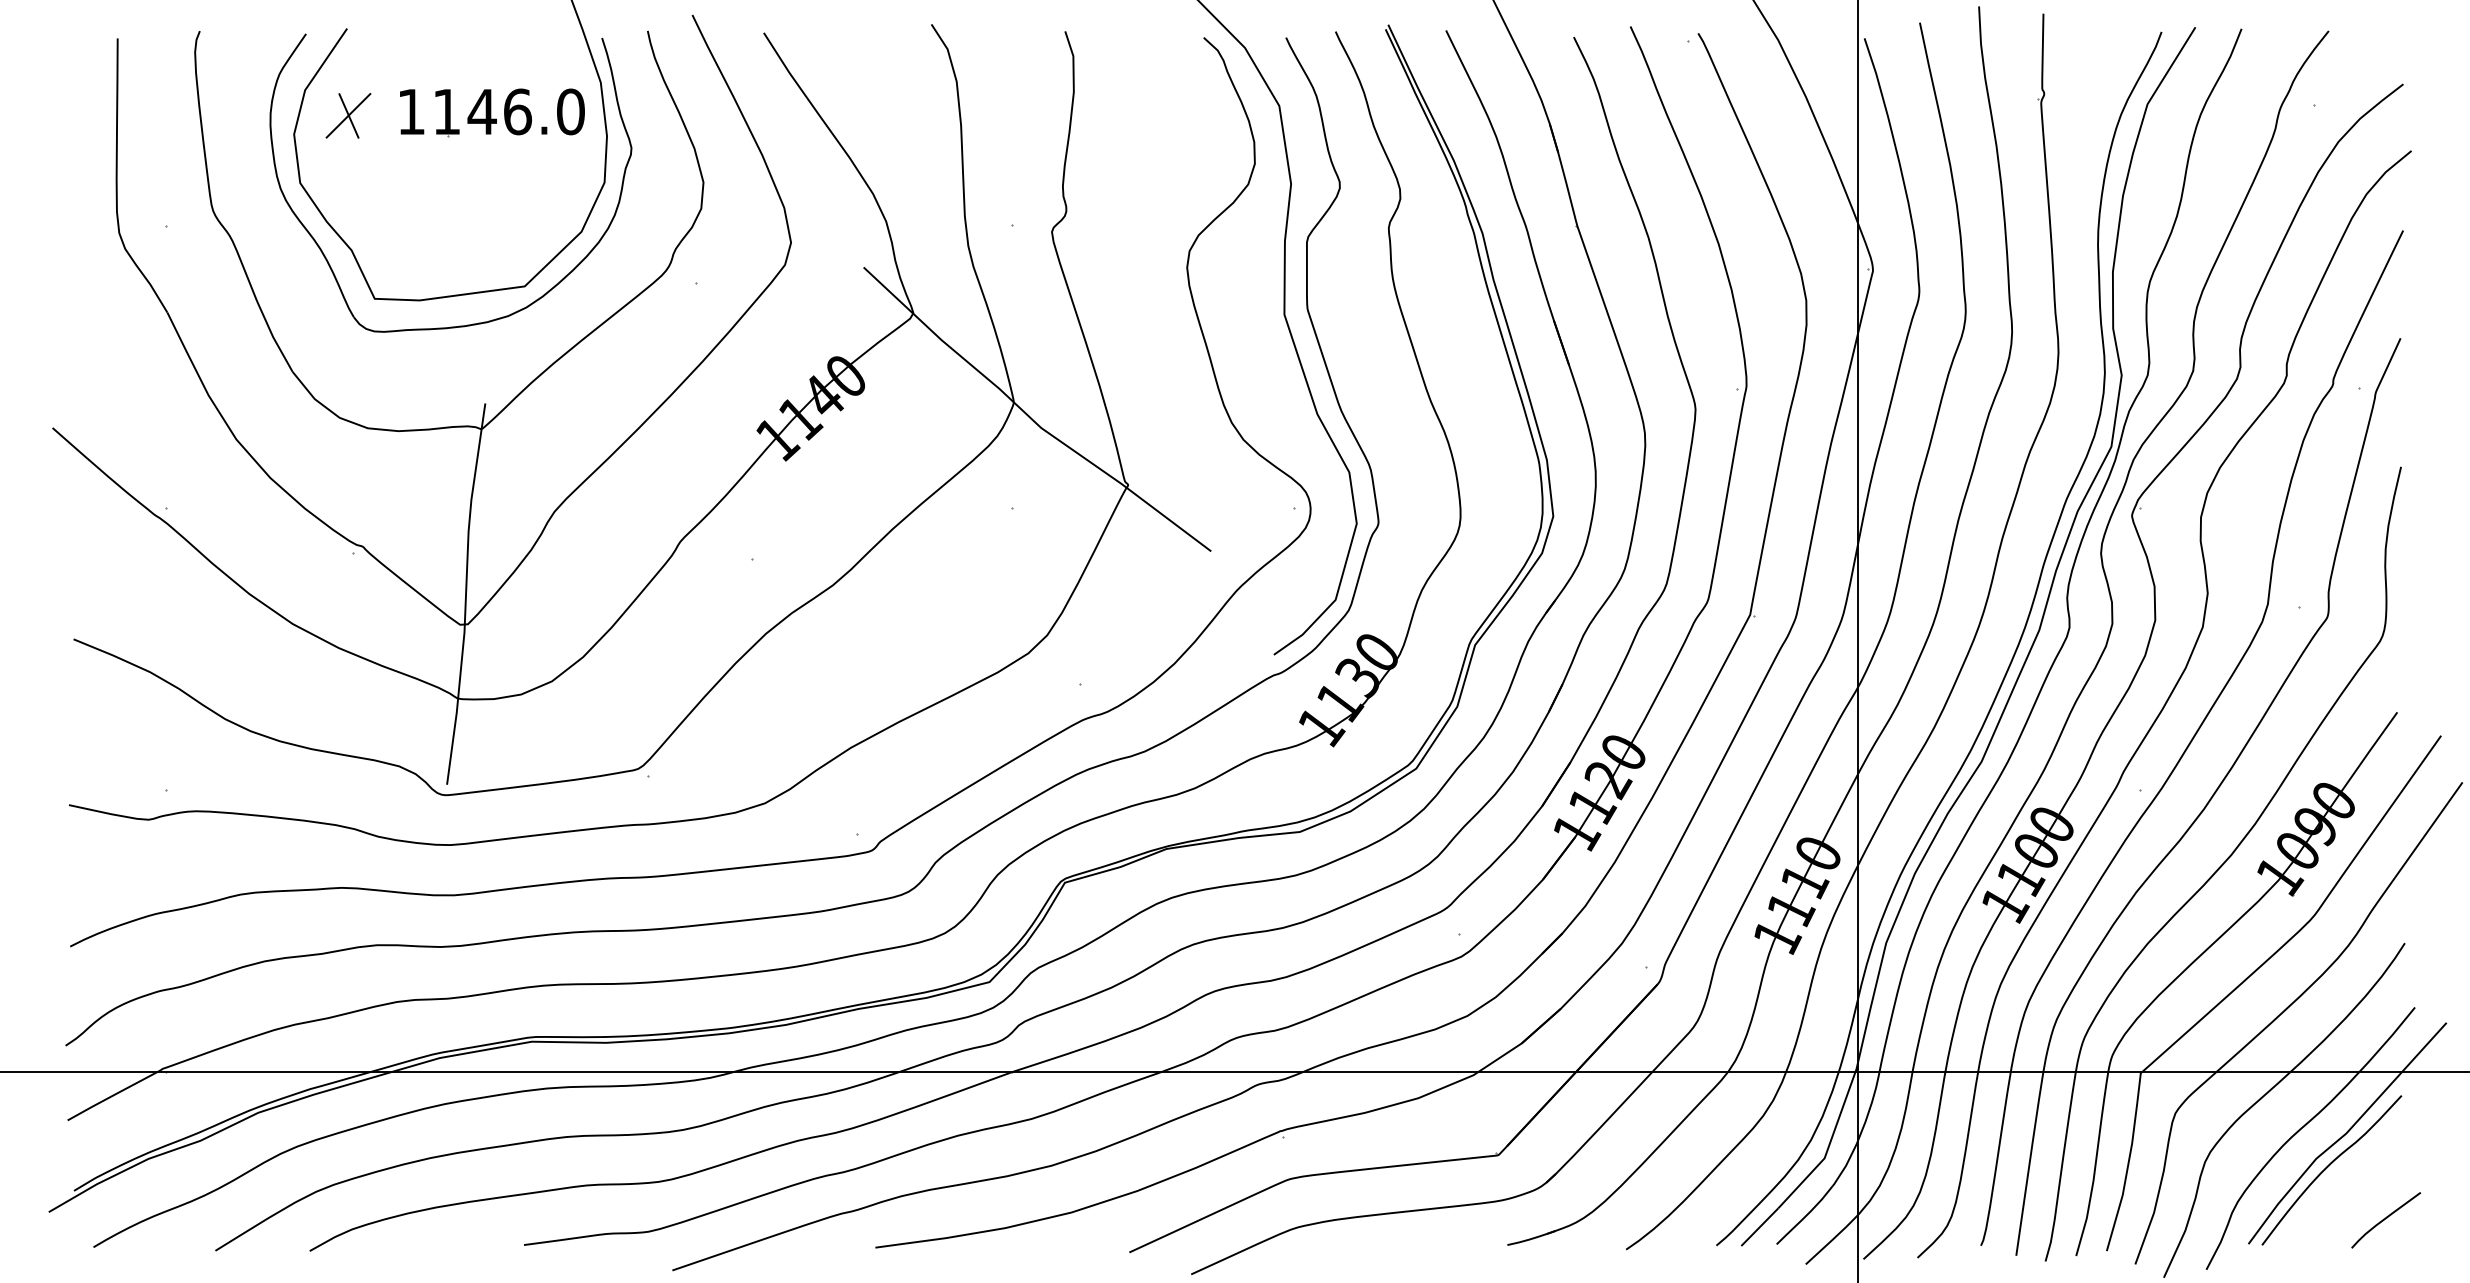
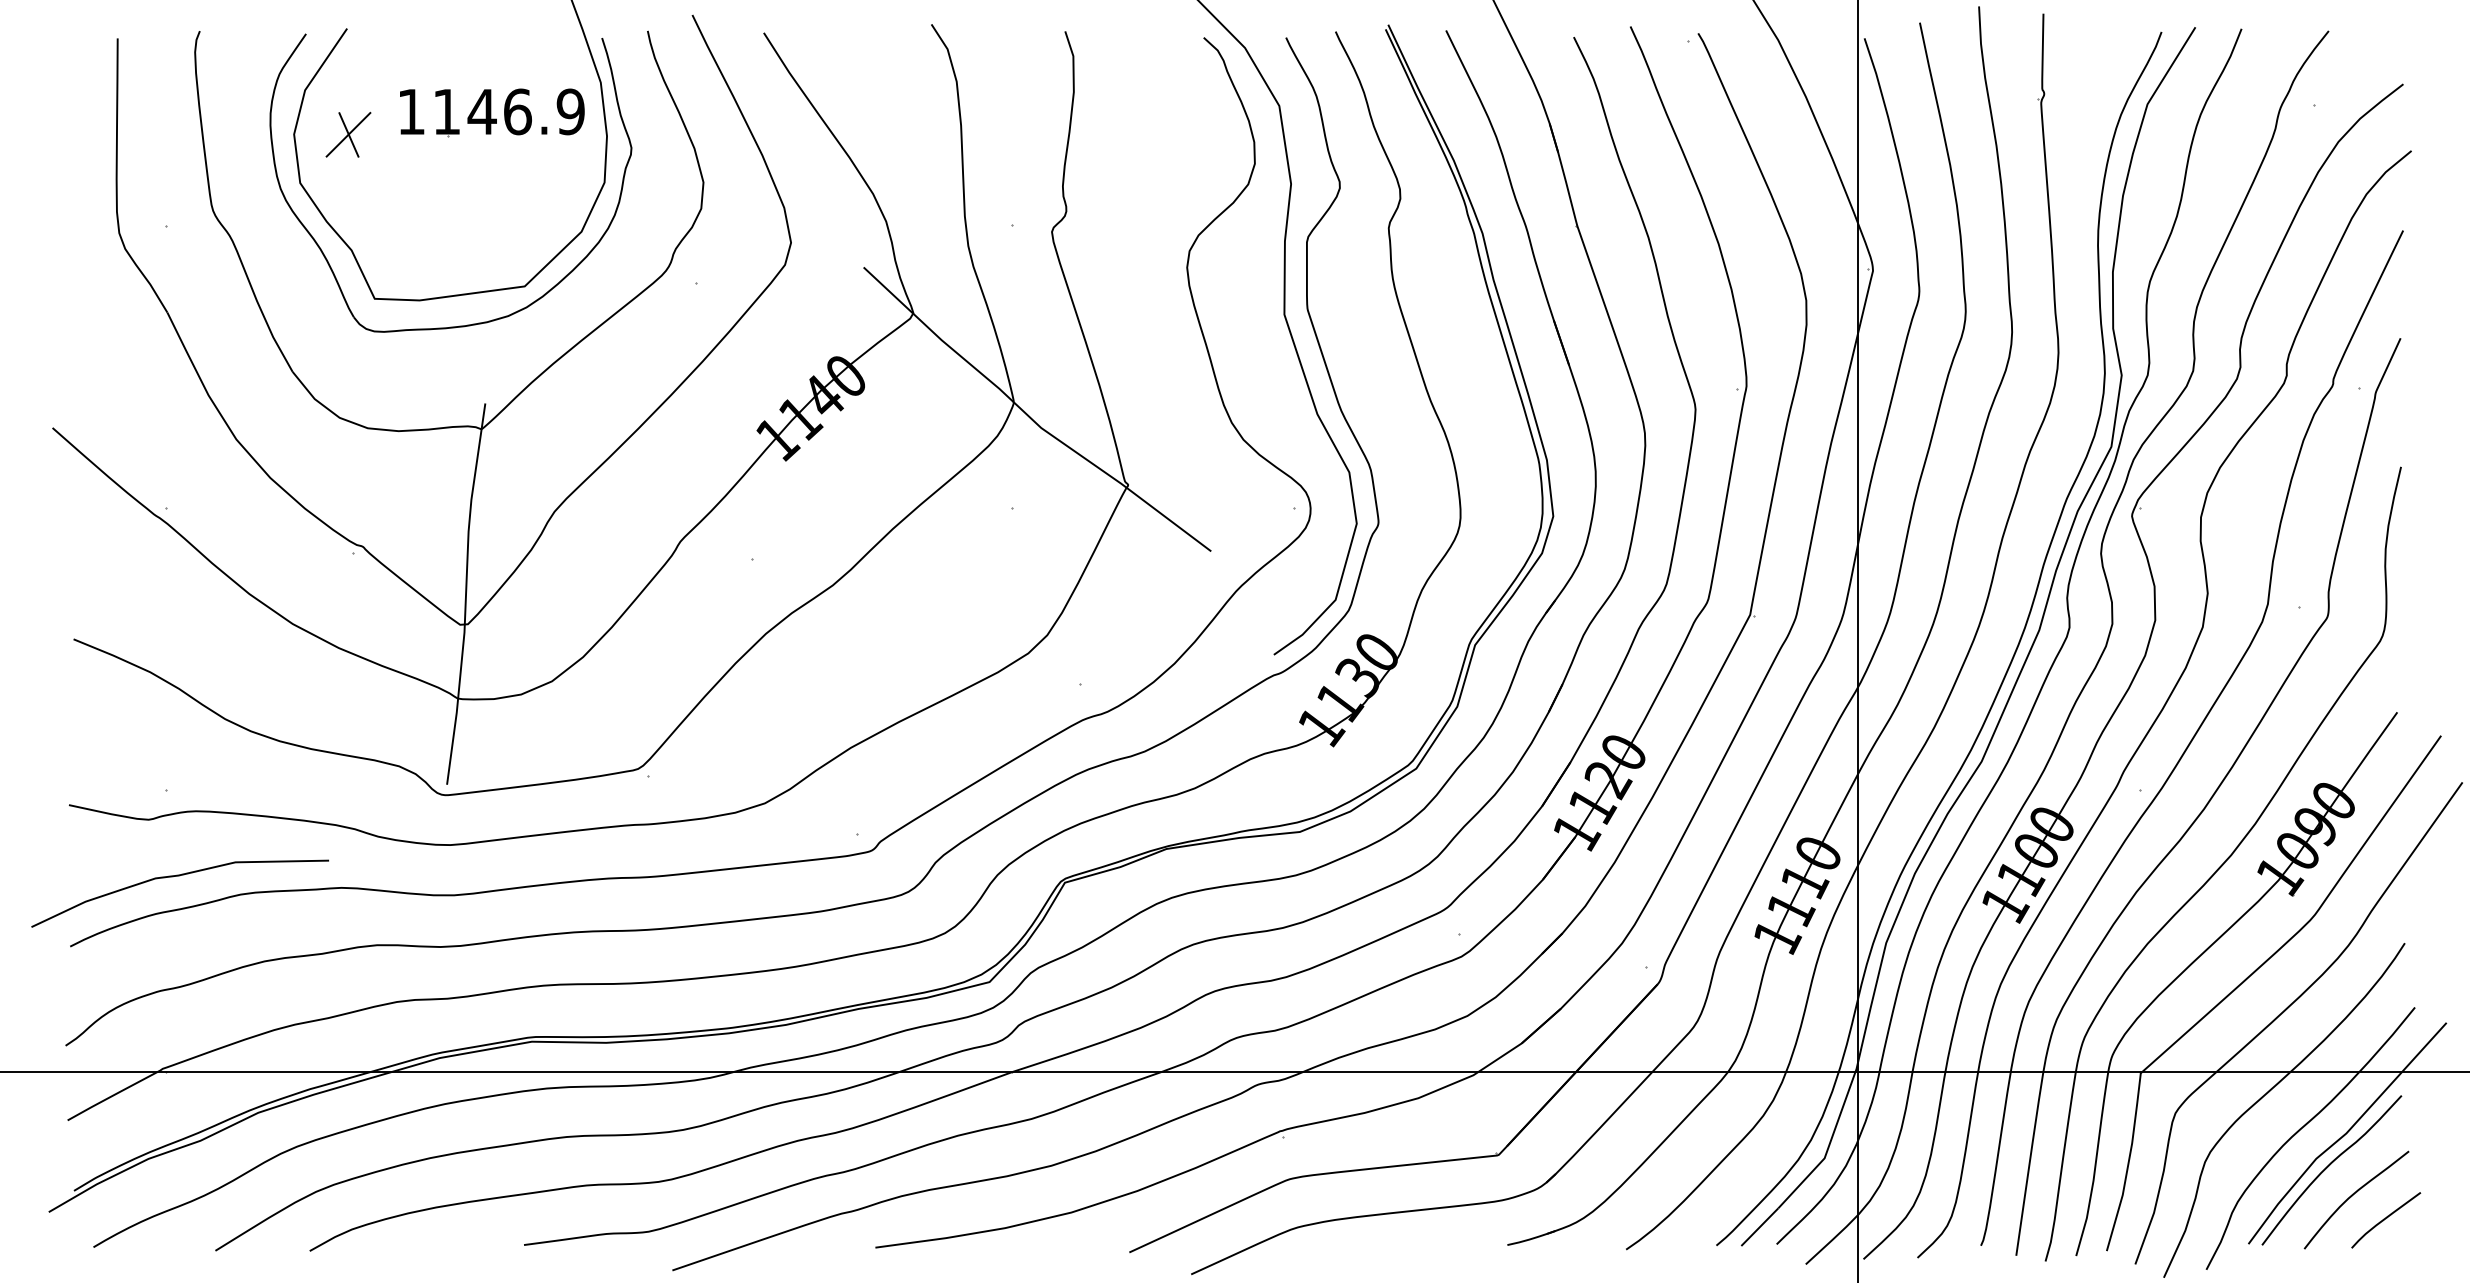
text: 1146.0 -> 1146.9 (570, 111)
part position: (348, 115) -> (348, 134) (348, 134)
curve: none -> present (179, 876)
curve: none -> present (2353, 1195)
